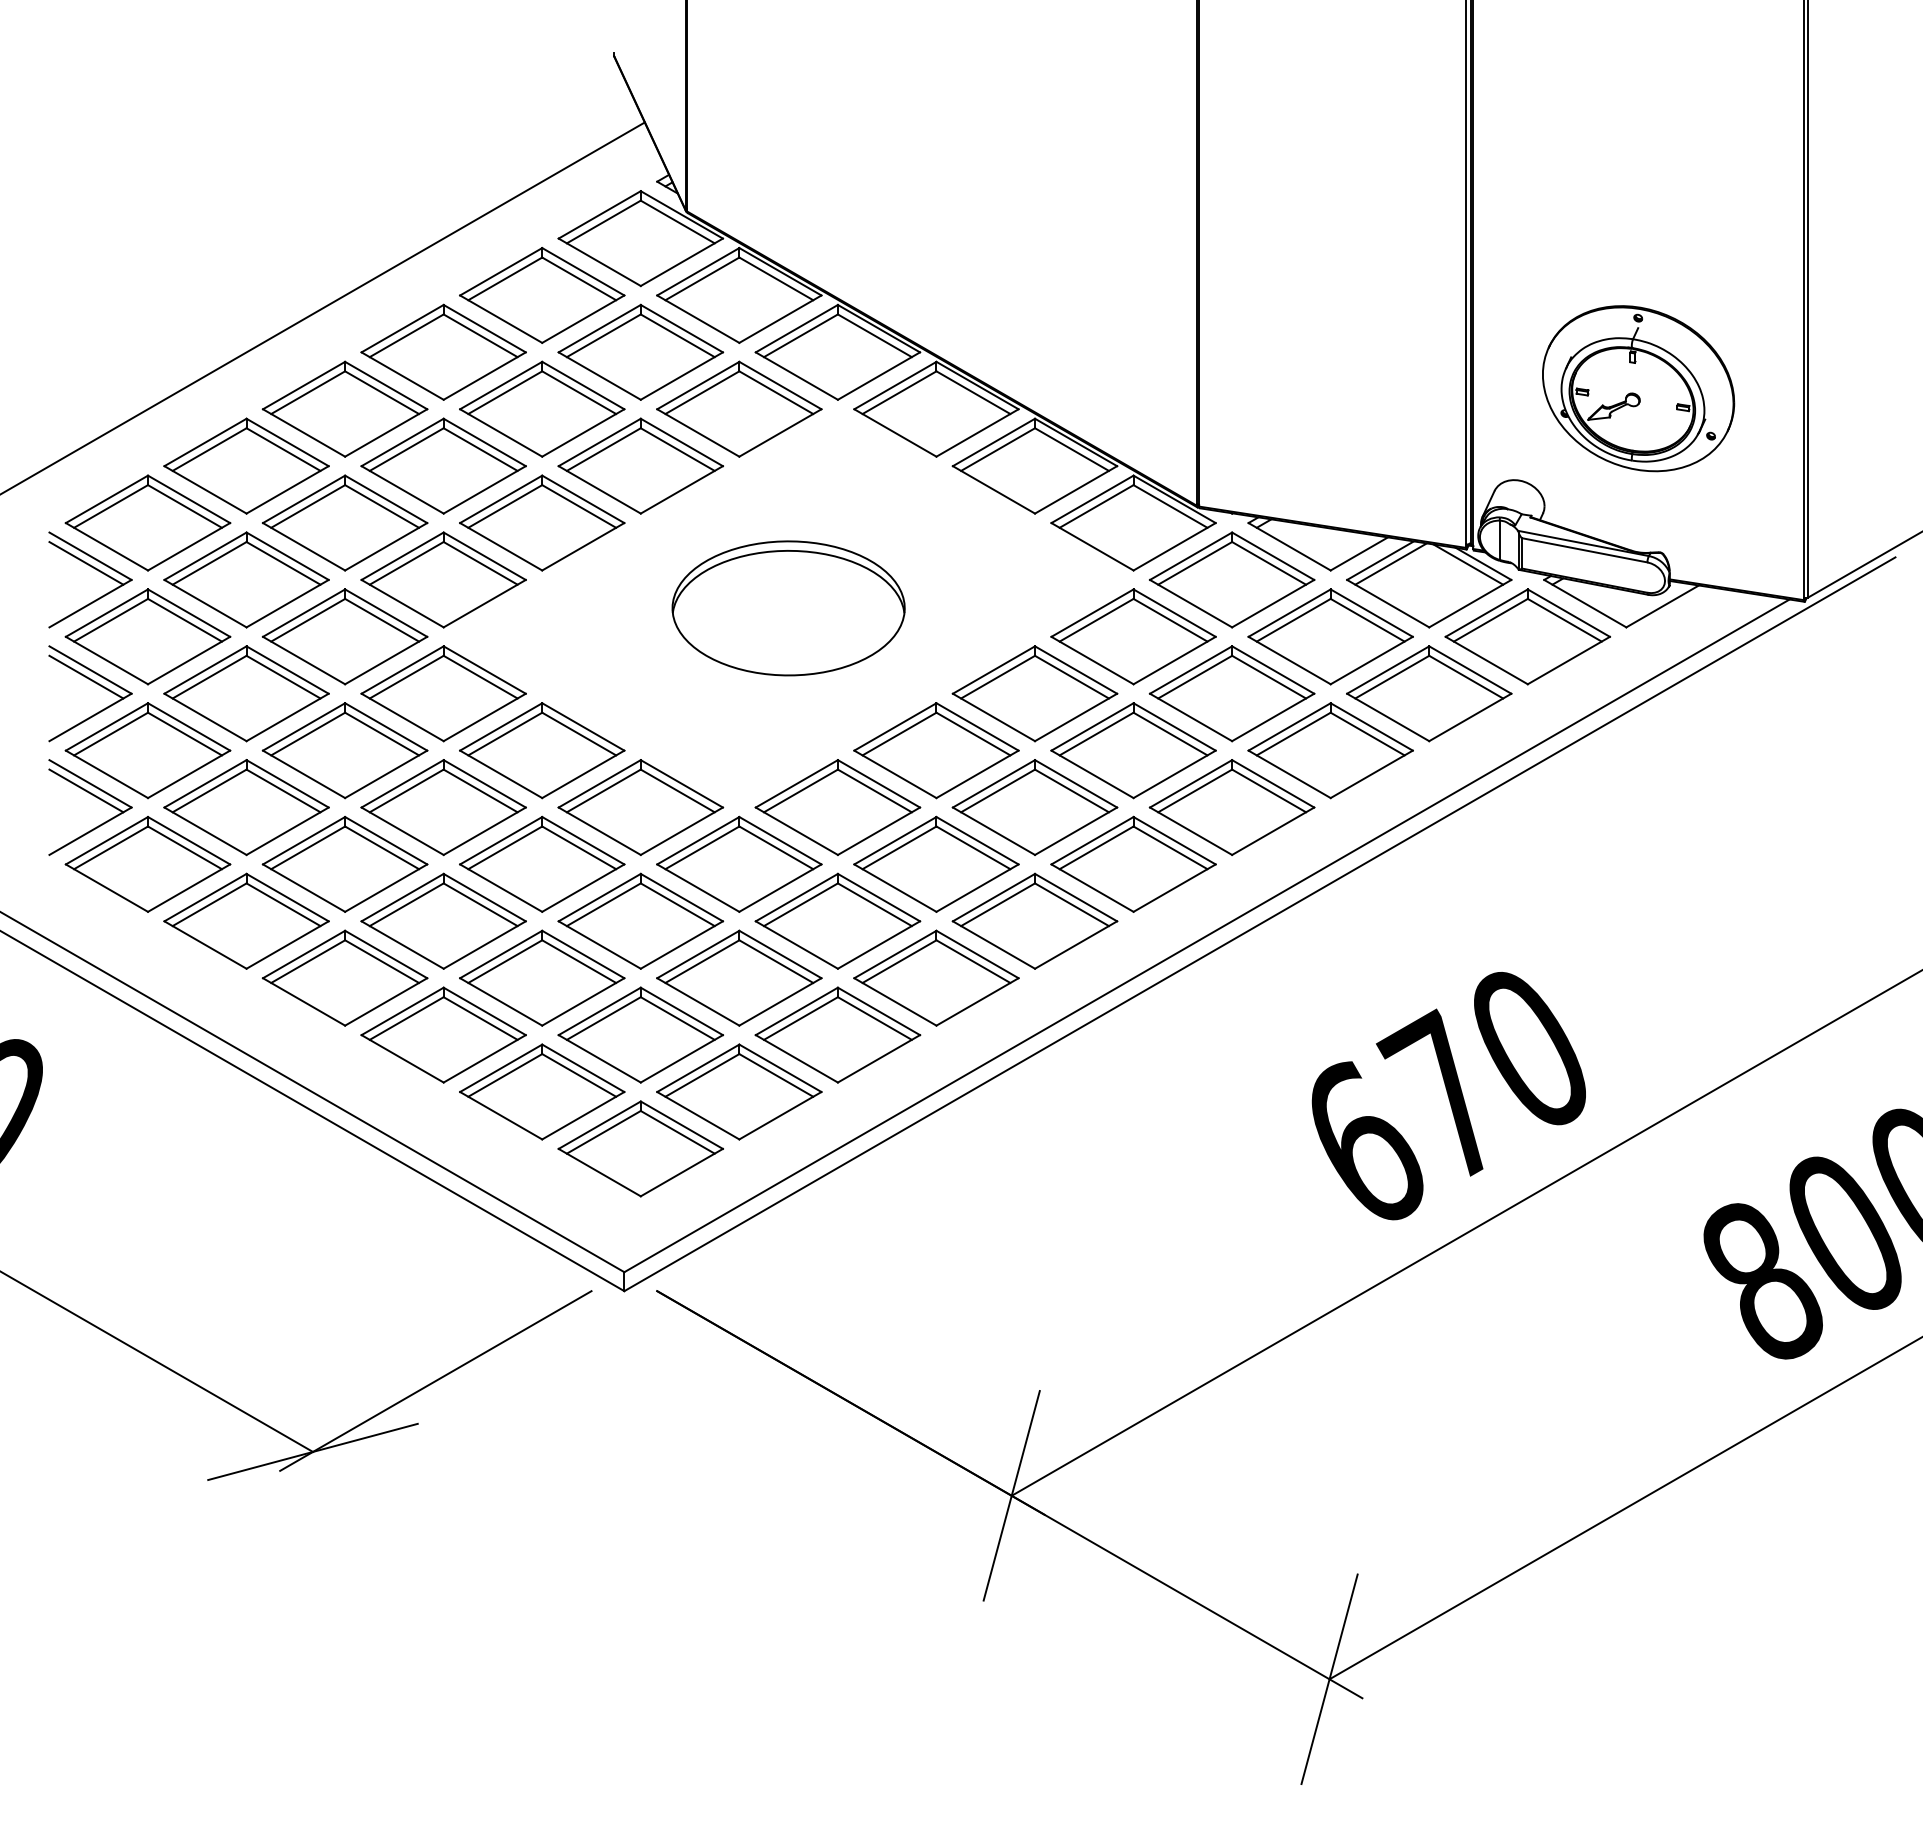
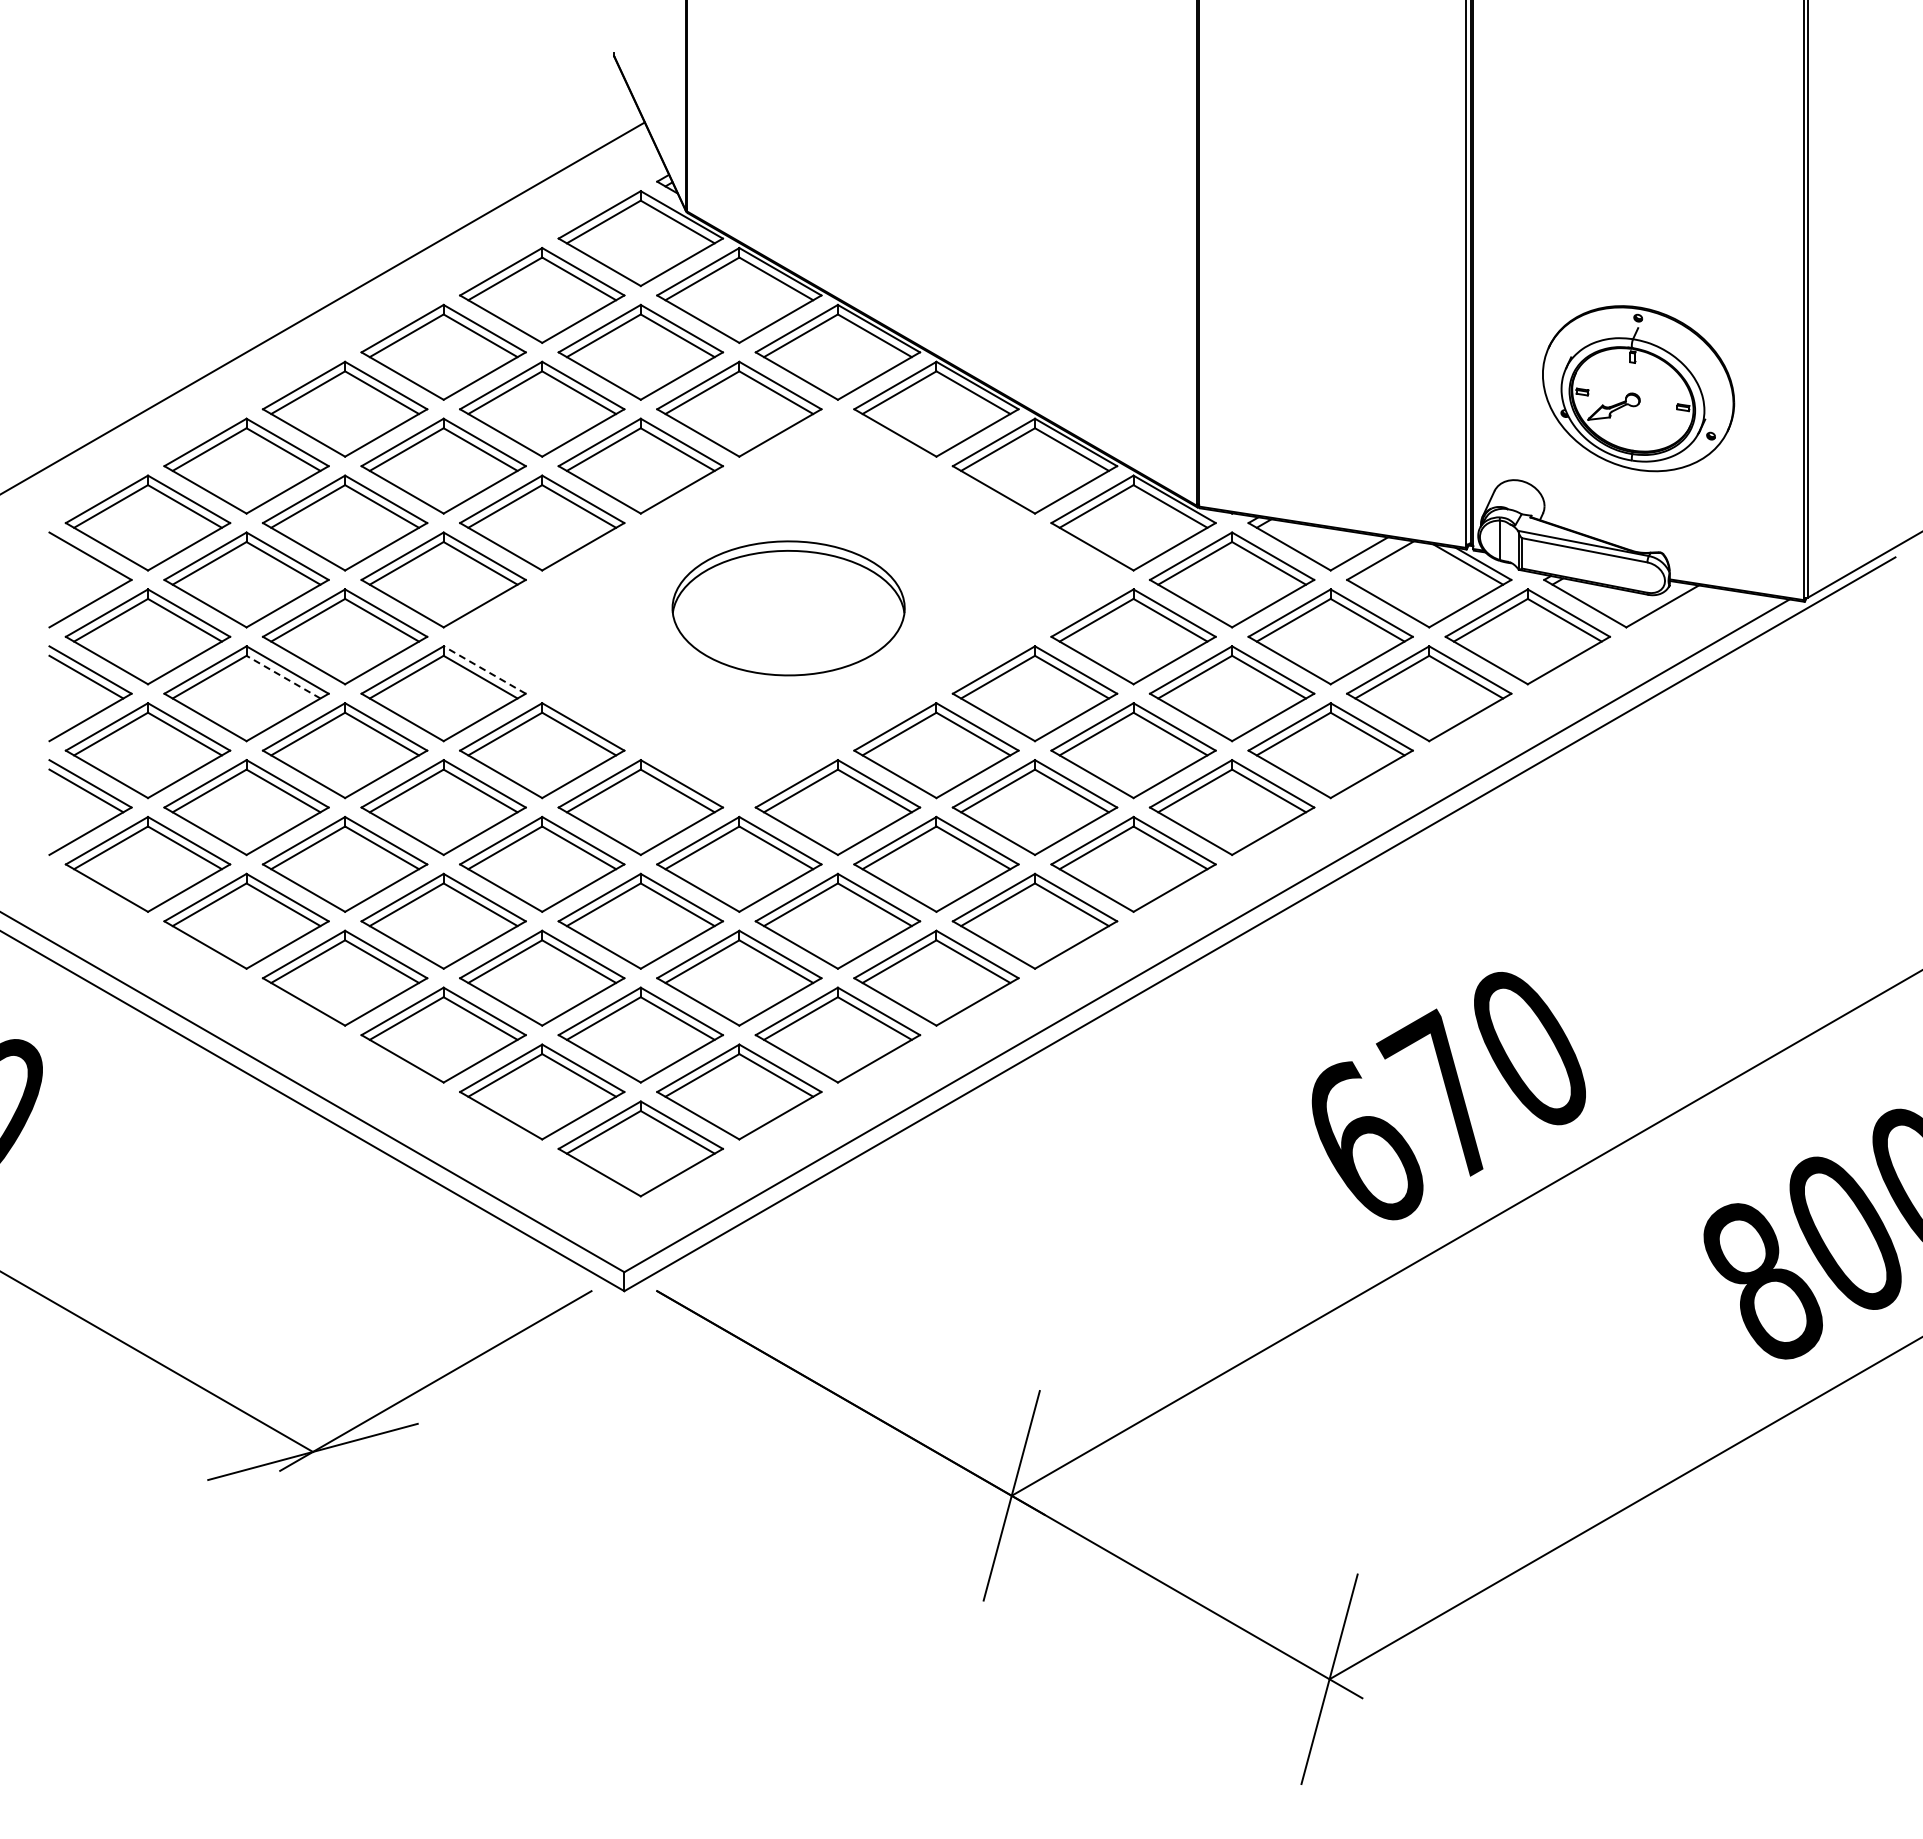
line: present -> none (86, 563)
line: present -> none (1390, 563)
line: solid -> dashed (484, 669)
line: solid -> dashed (283, 677)
